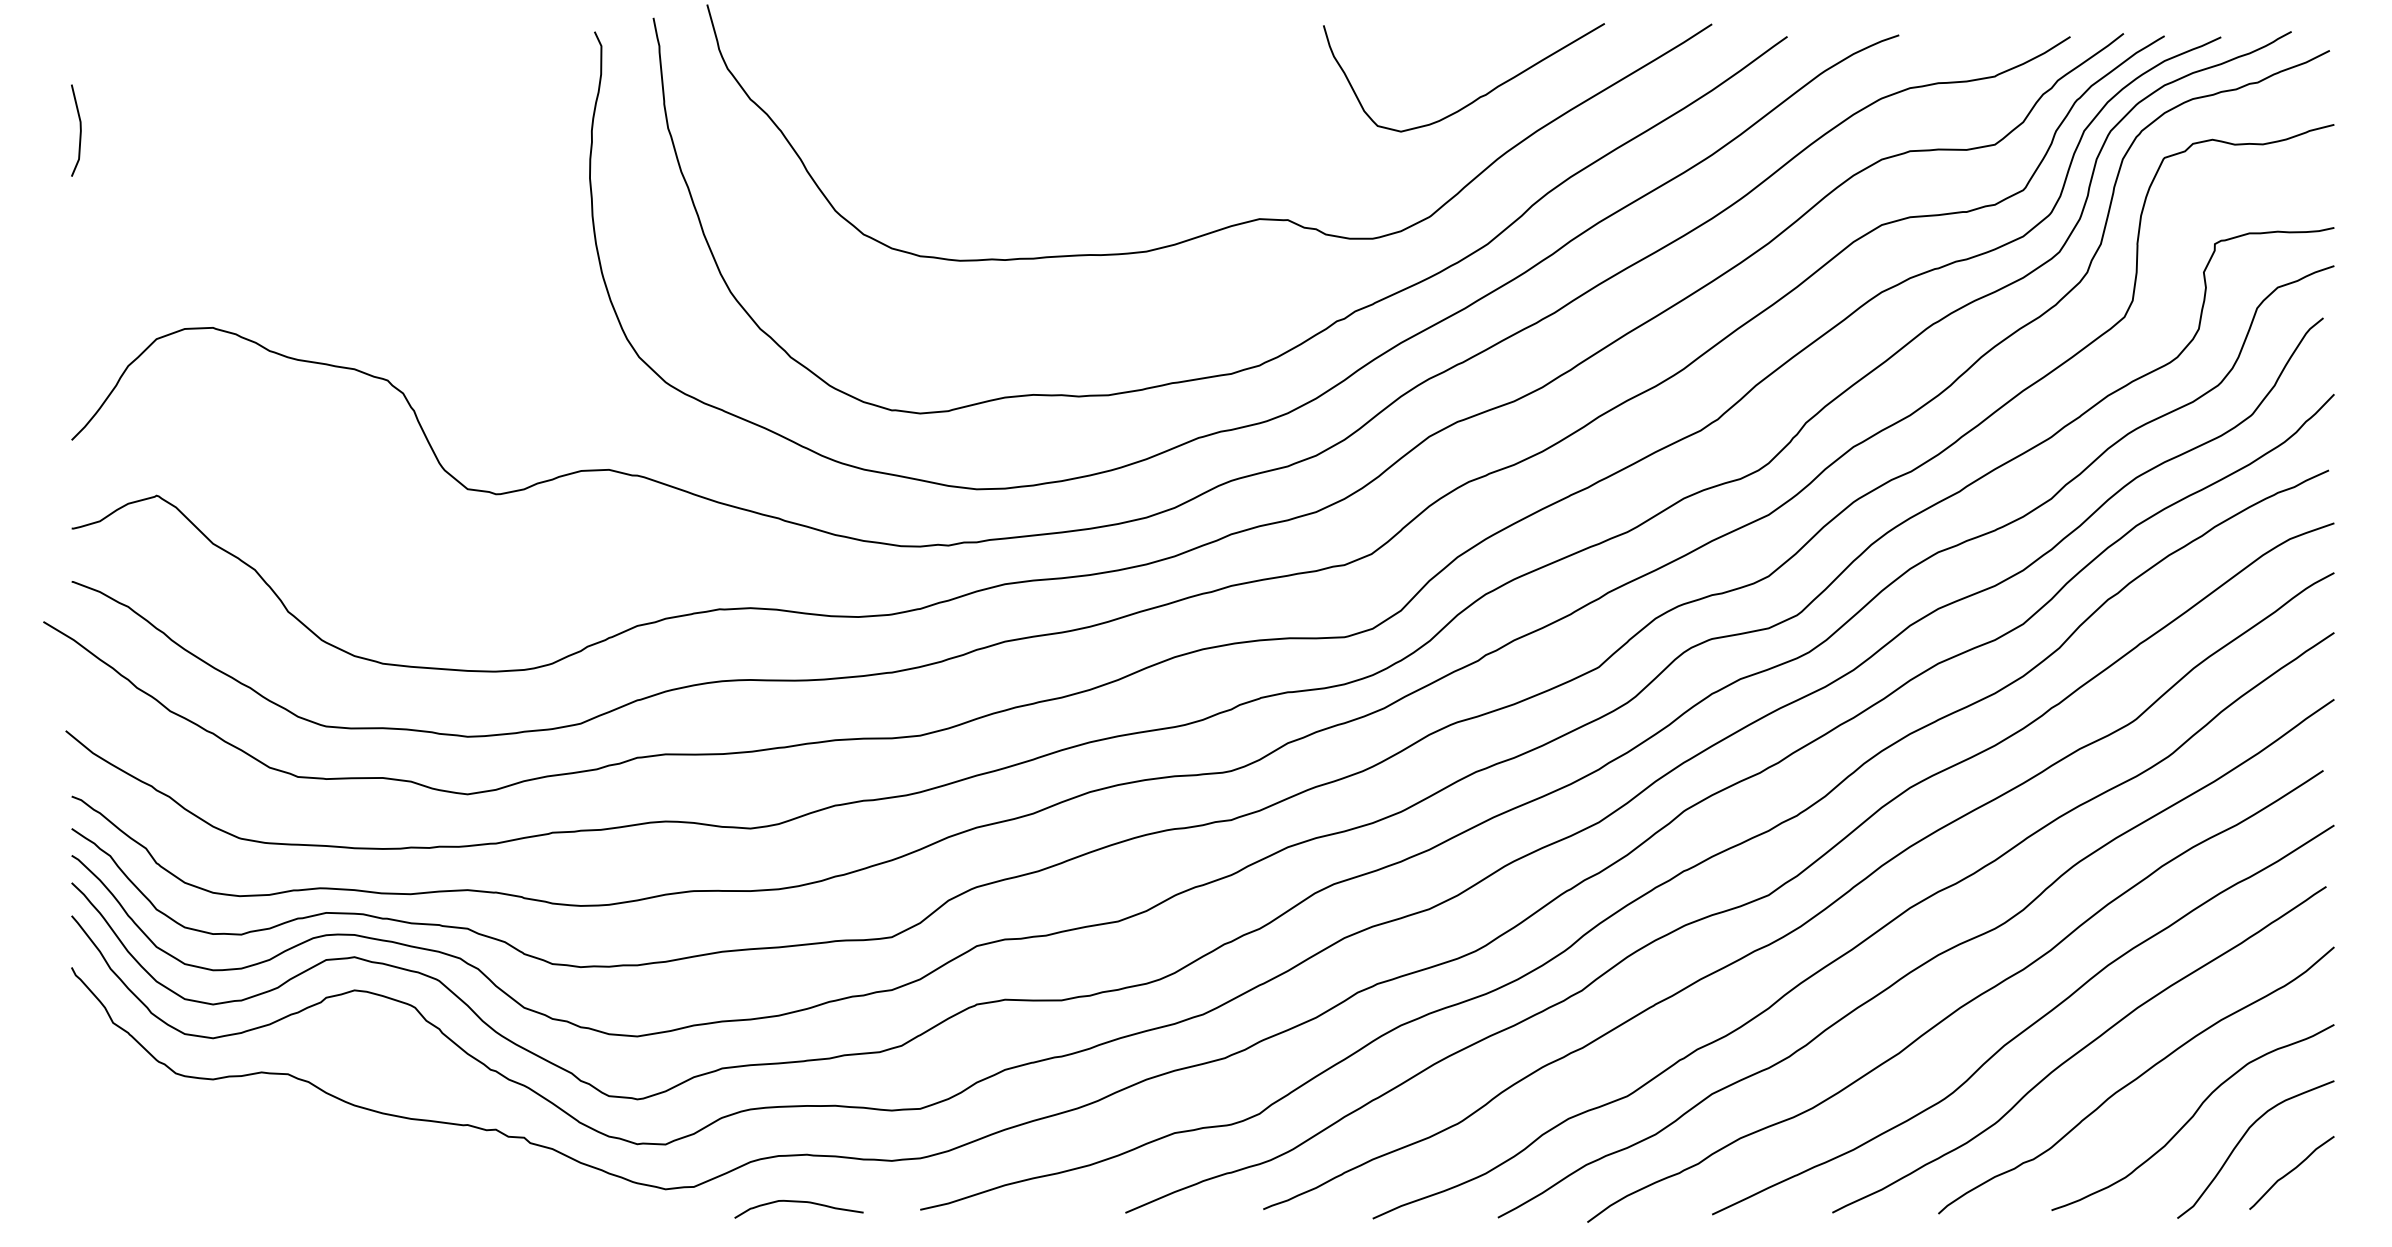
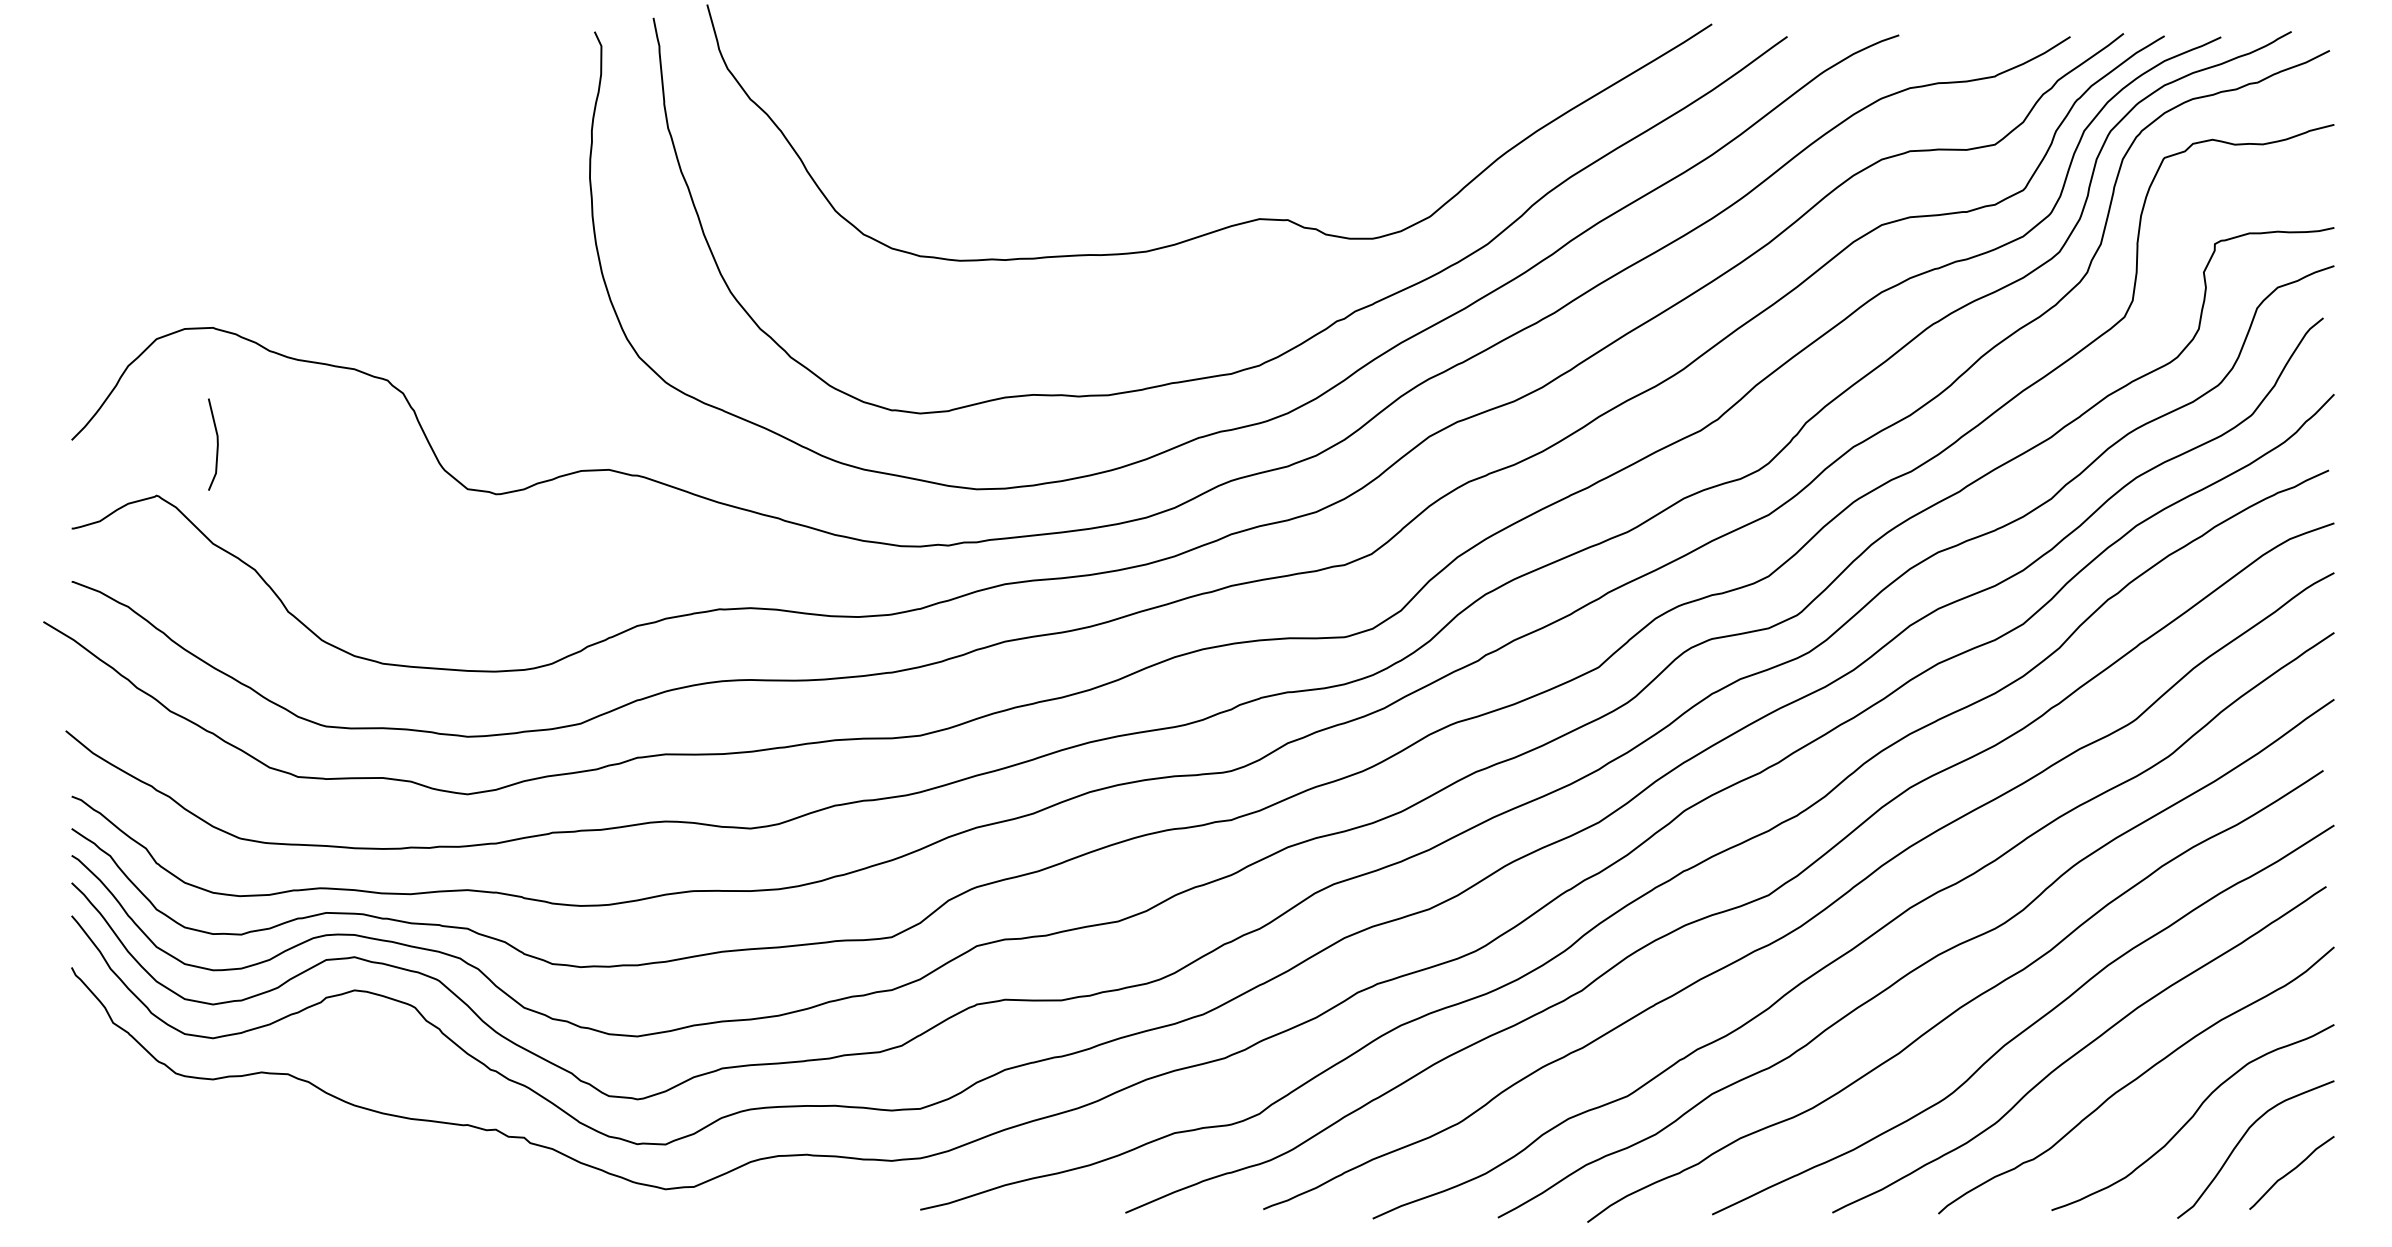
curve: present -> none (1476, 98)
line position: (79, 128) -> (216, 442) (216, 442)
curve: present -> none (798, 1202)
